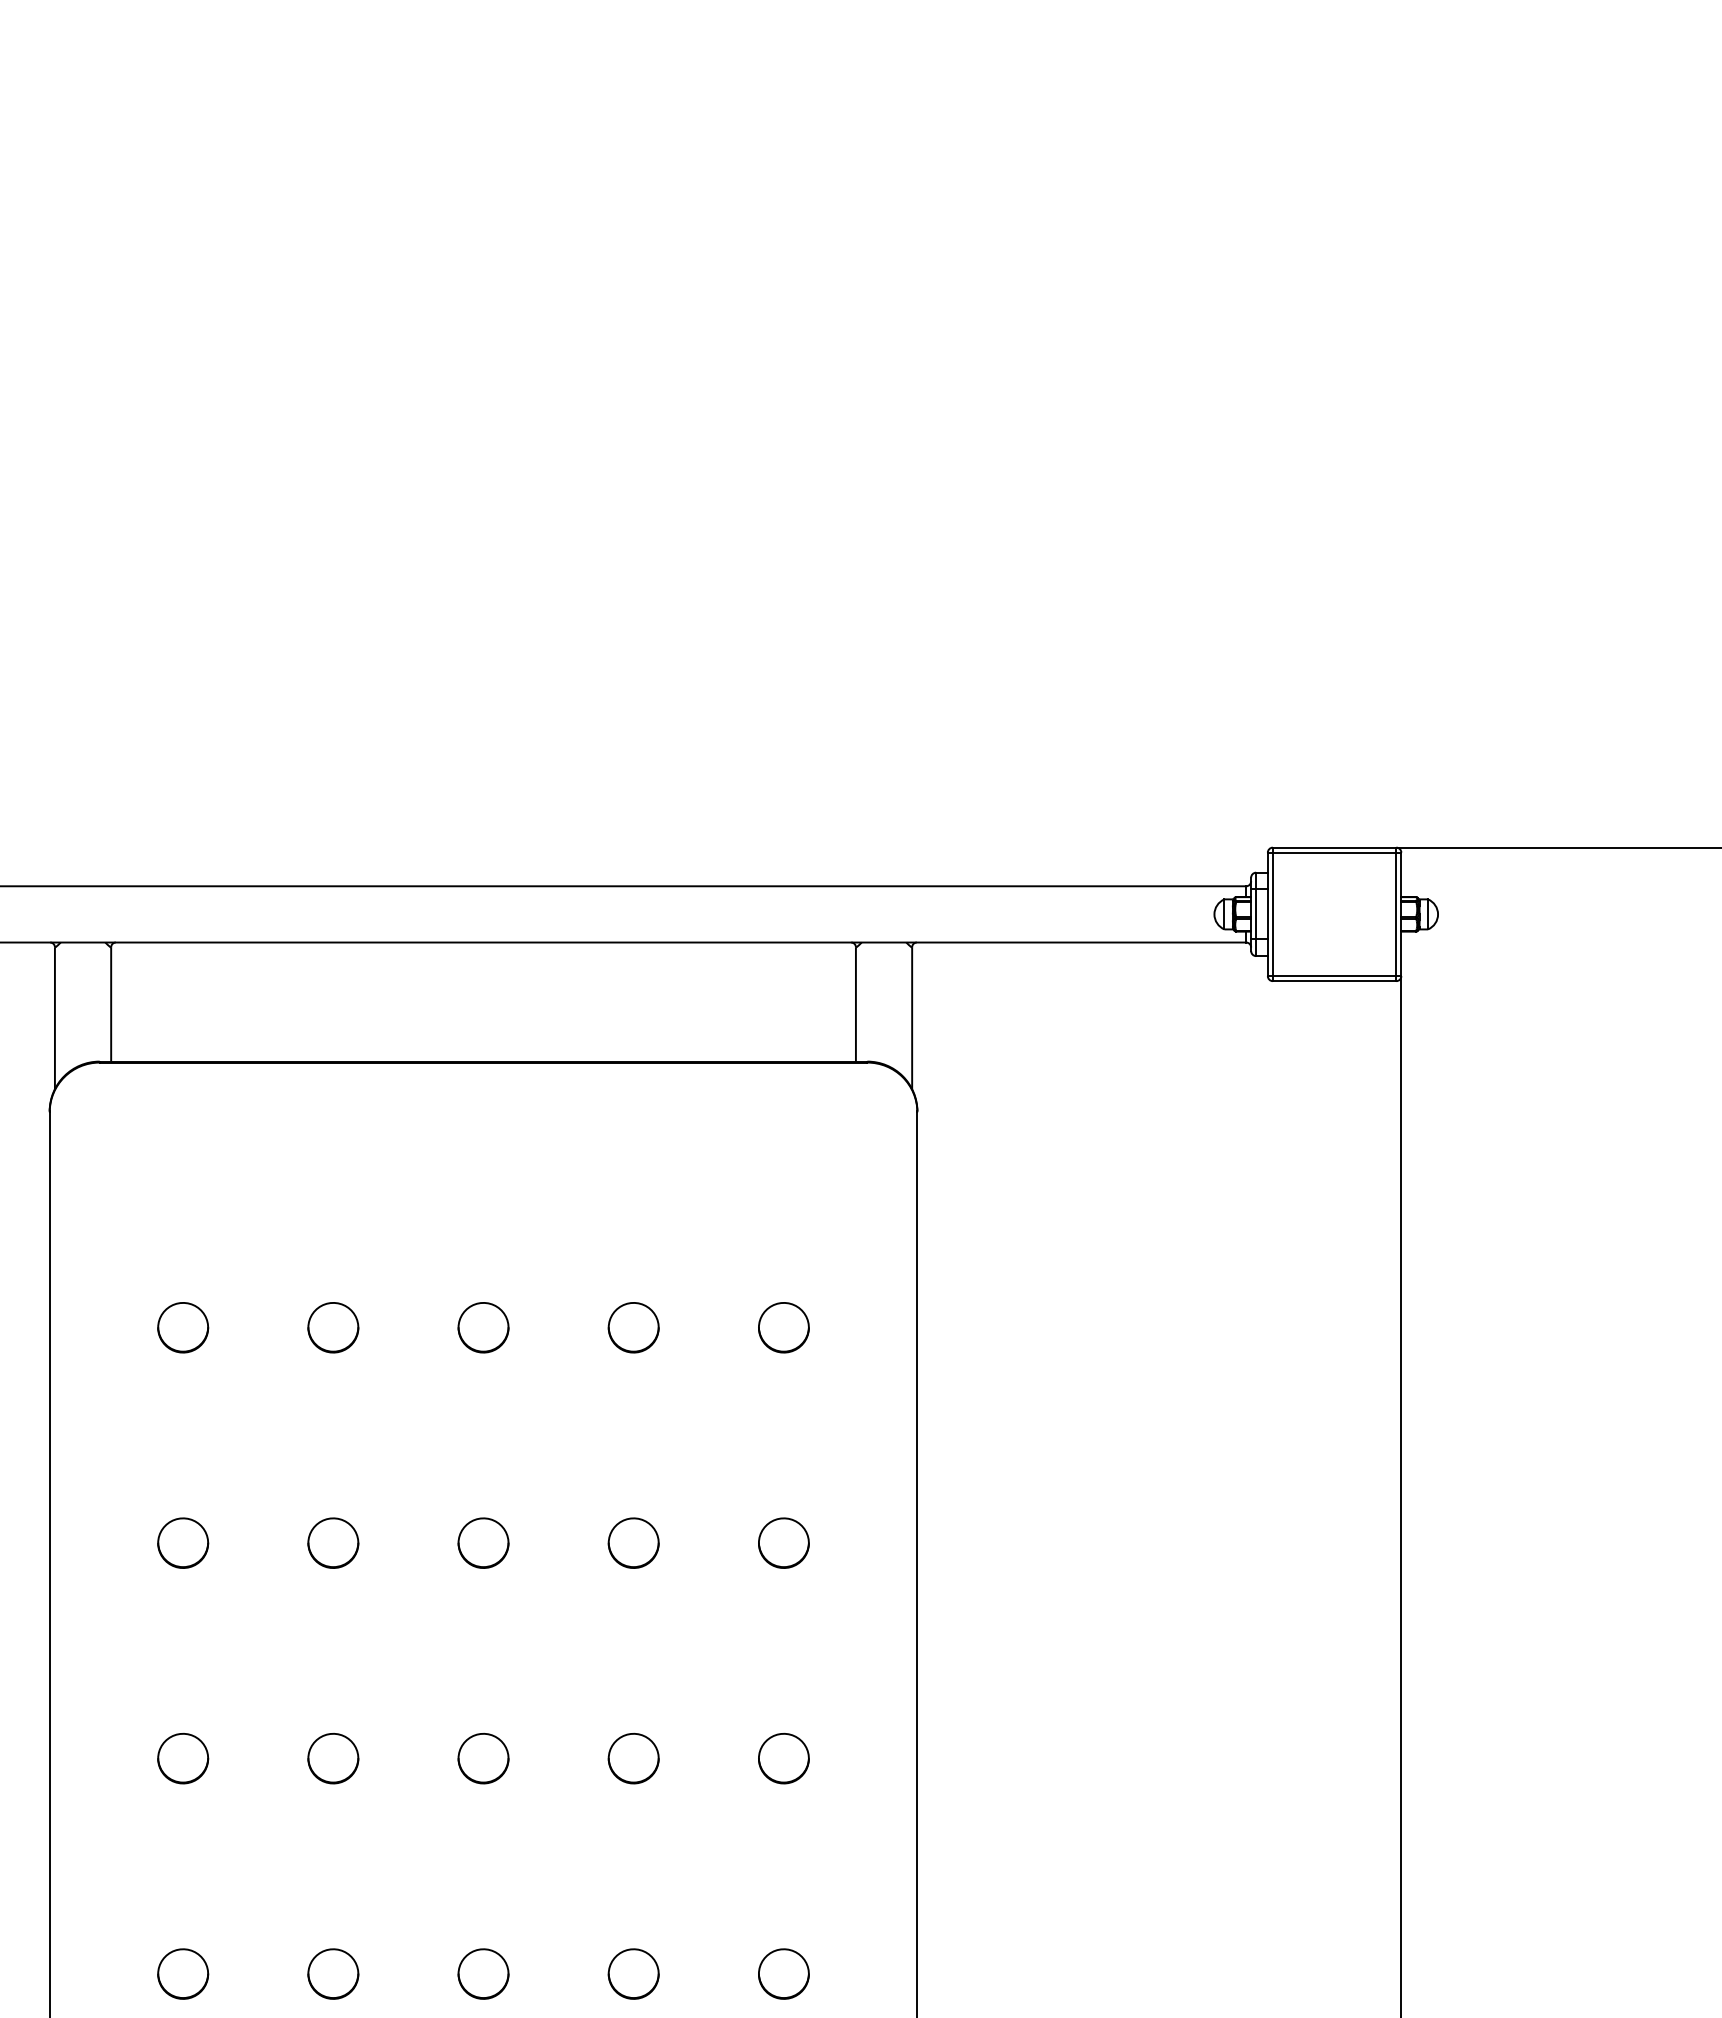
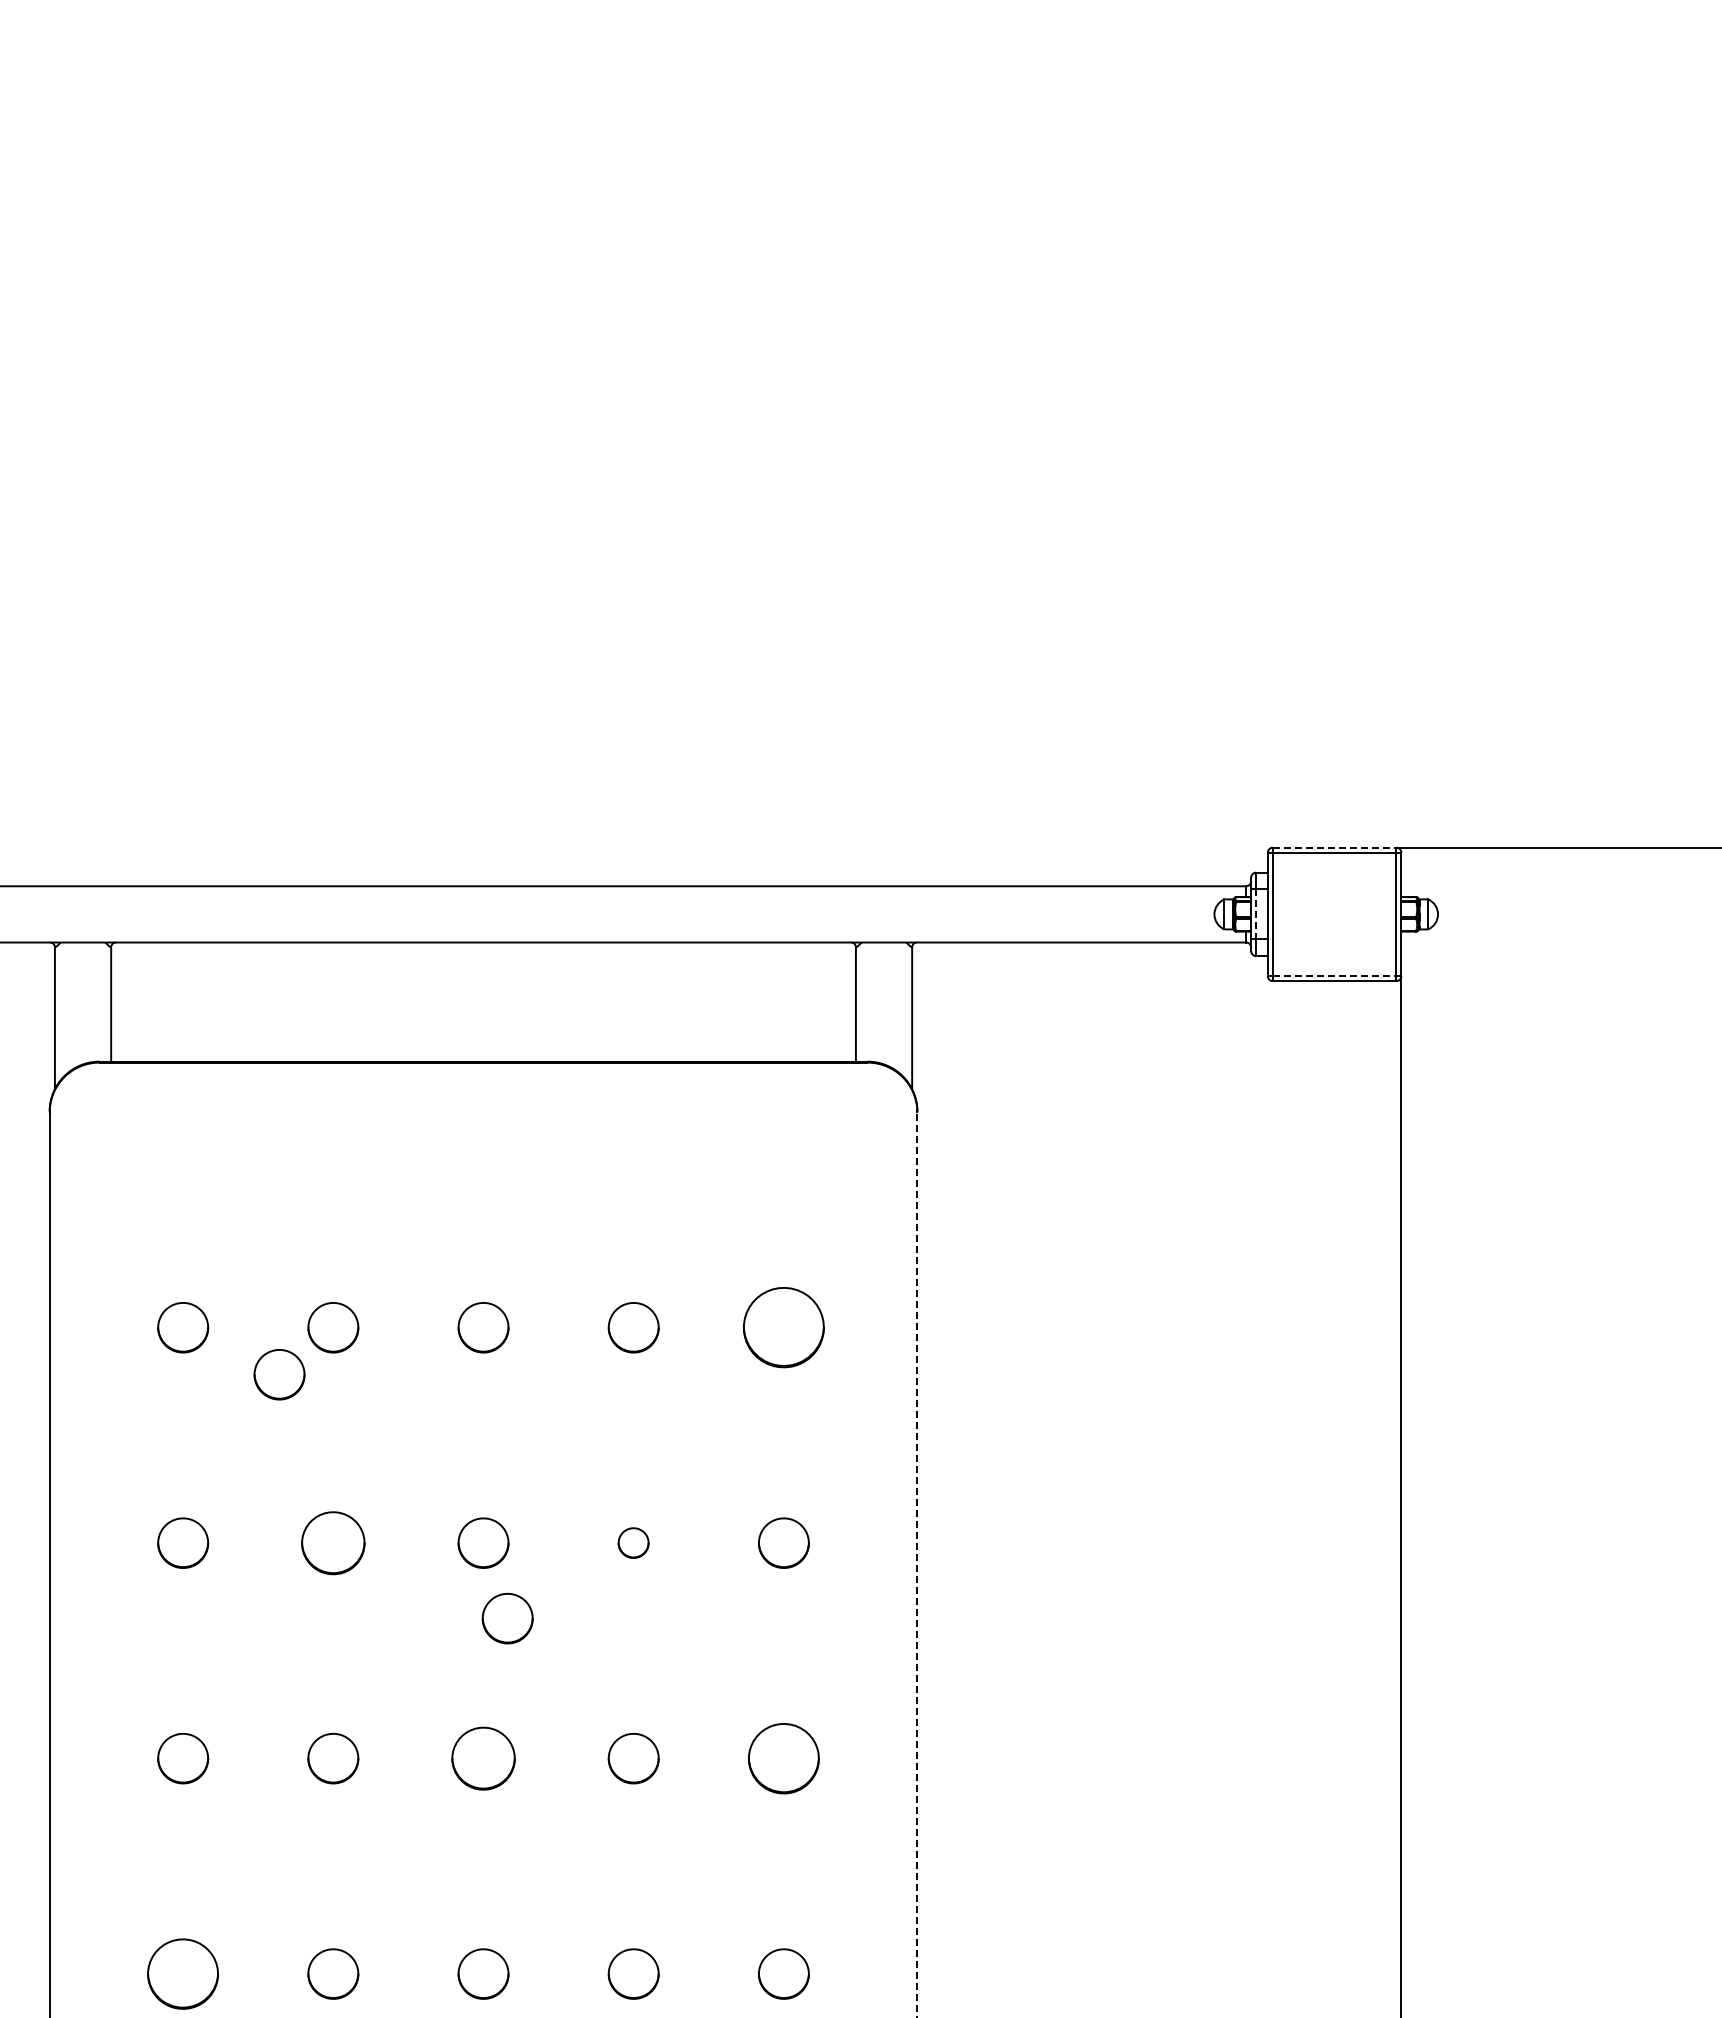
line: solid -> dashed (1334, 847)
line: solid -> dashed (1256, 914)
line: solid -> dashed (1334, 976)
part size: 52x52 px -> 82x82 px (783, 1327)
part: none -> present (279, 1374)
part size: 53x52 px -> 65x65 px (333, 1543)
part size: 53x52 px -> 33x32 px (633, 1542)
line: solid -> dashed (917, 1565)
part: none -> present (507, 1618)
part size: 53x53 px -> 65x65 px (483, 1758)
part size: 52x53 px -> 72x72 px (783, 1758)
part size: 53x52 px -> 72x72 px (182, 1973)
